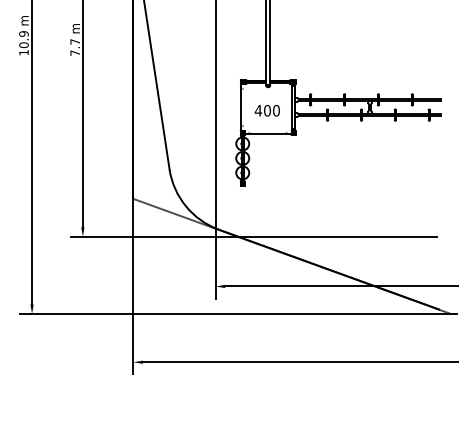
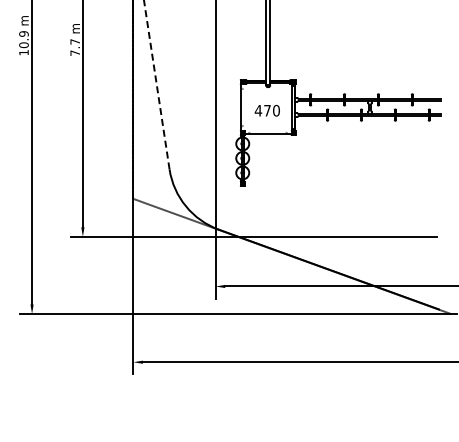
line: solid -> dashed (156, 84)
text: 400 -> 470 (267, 110)
